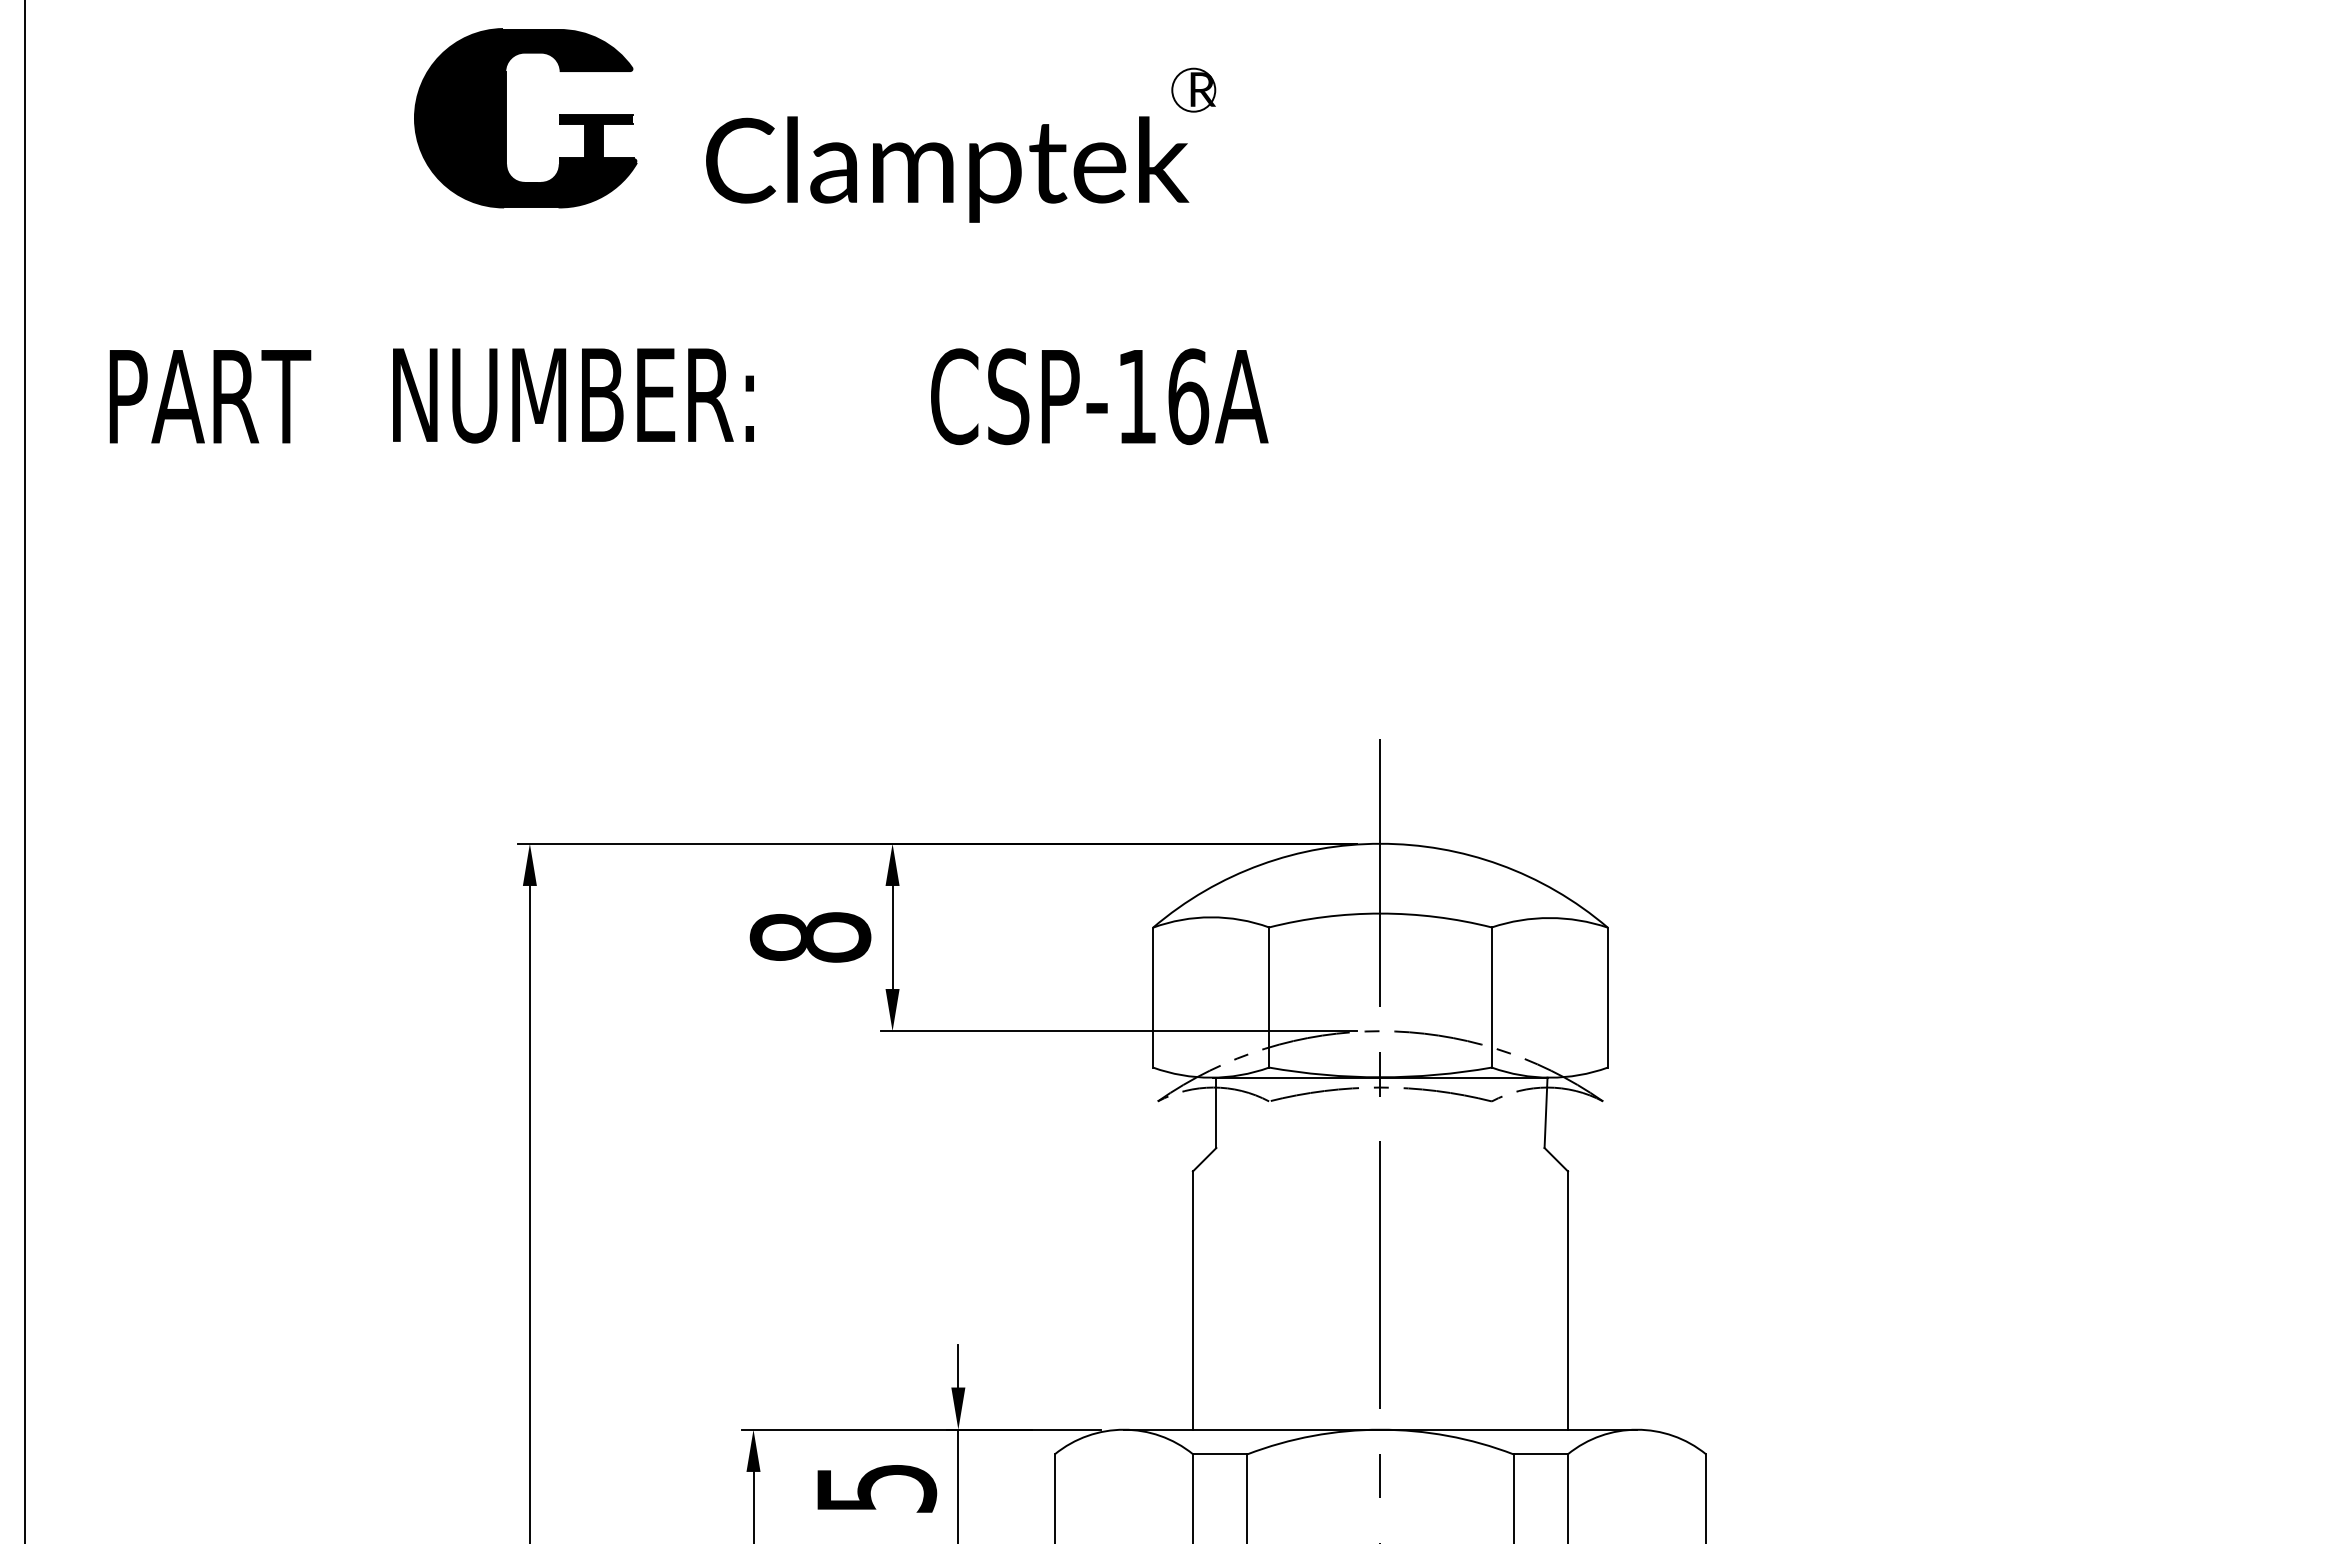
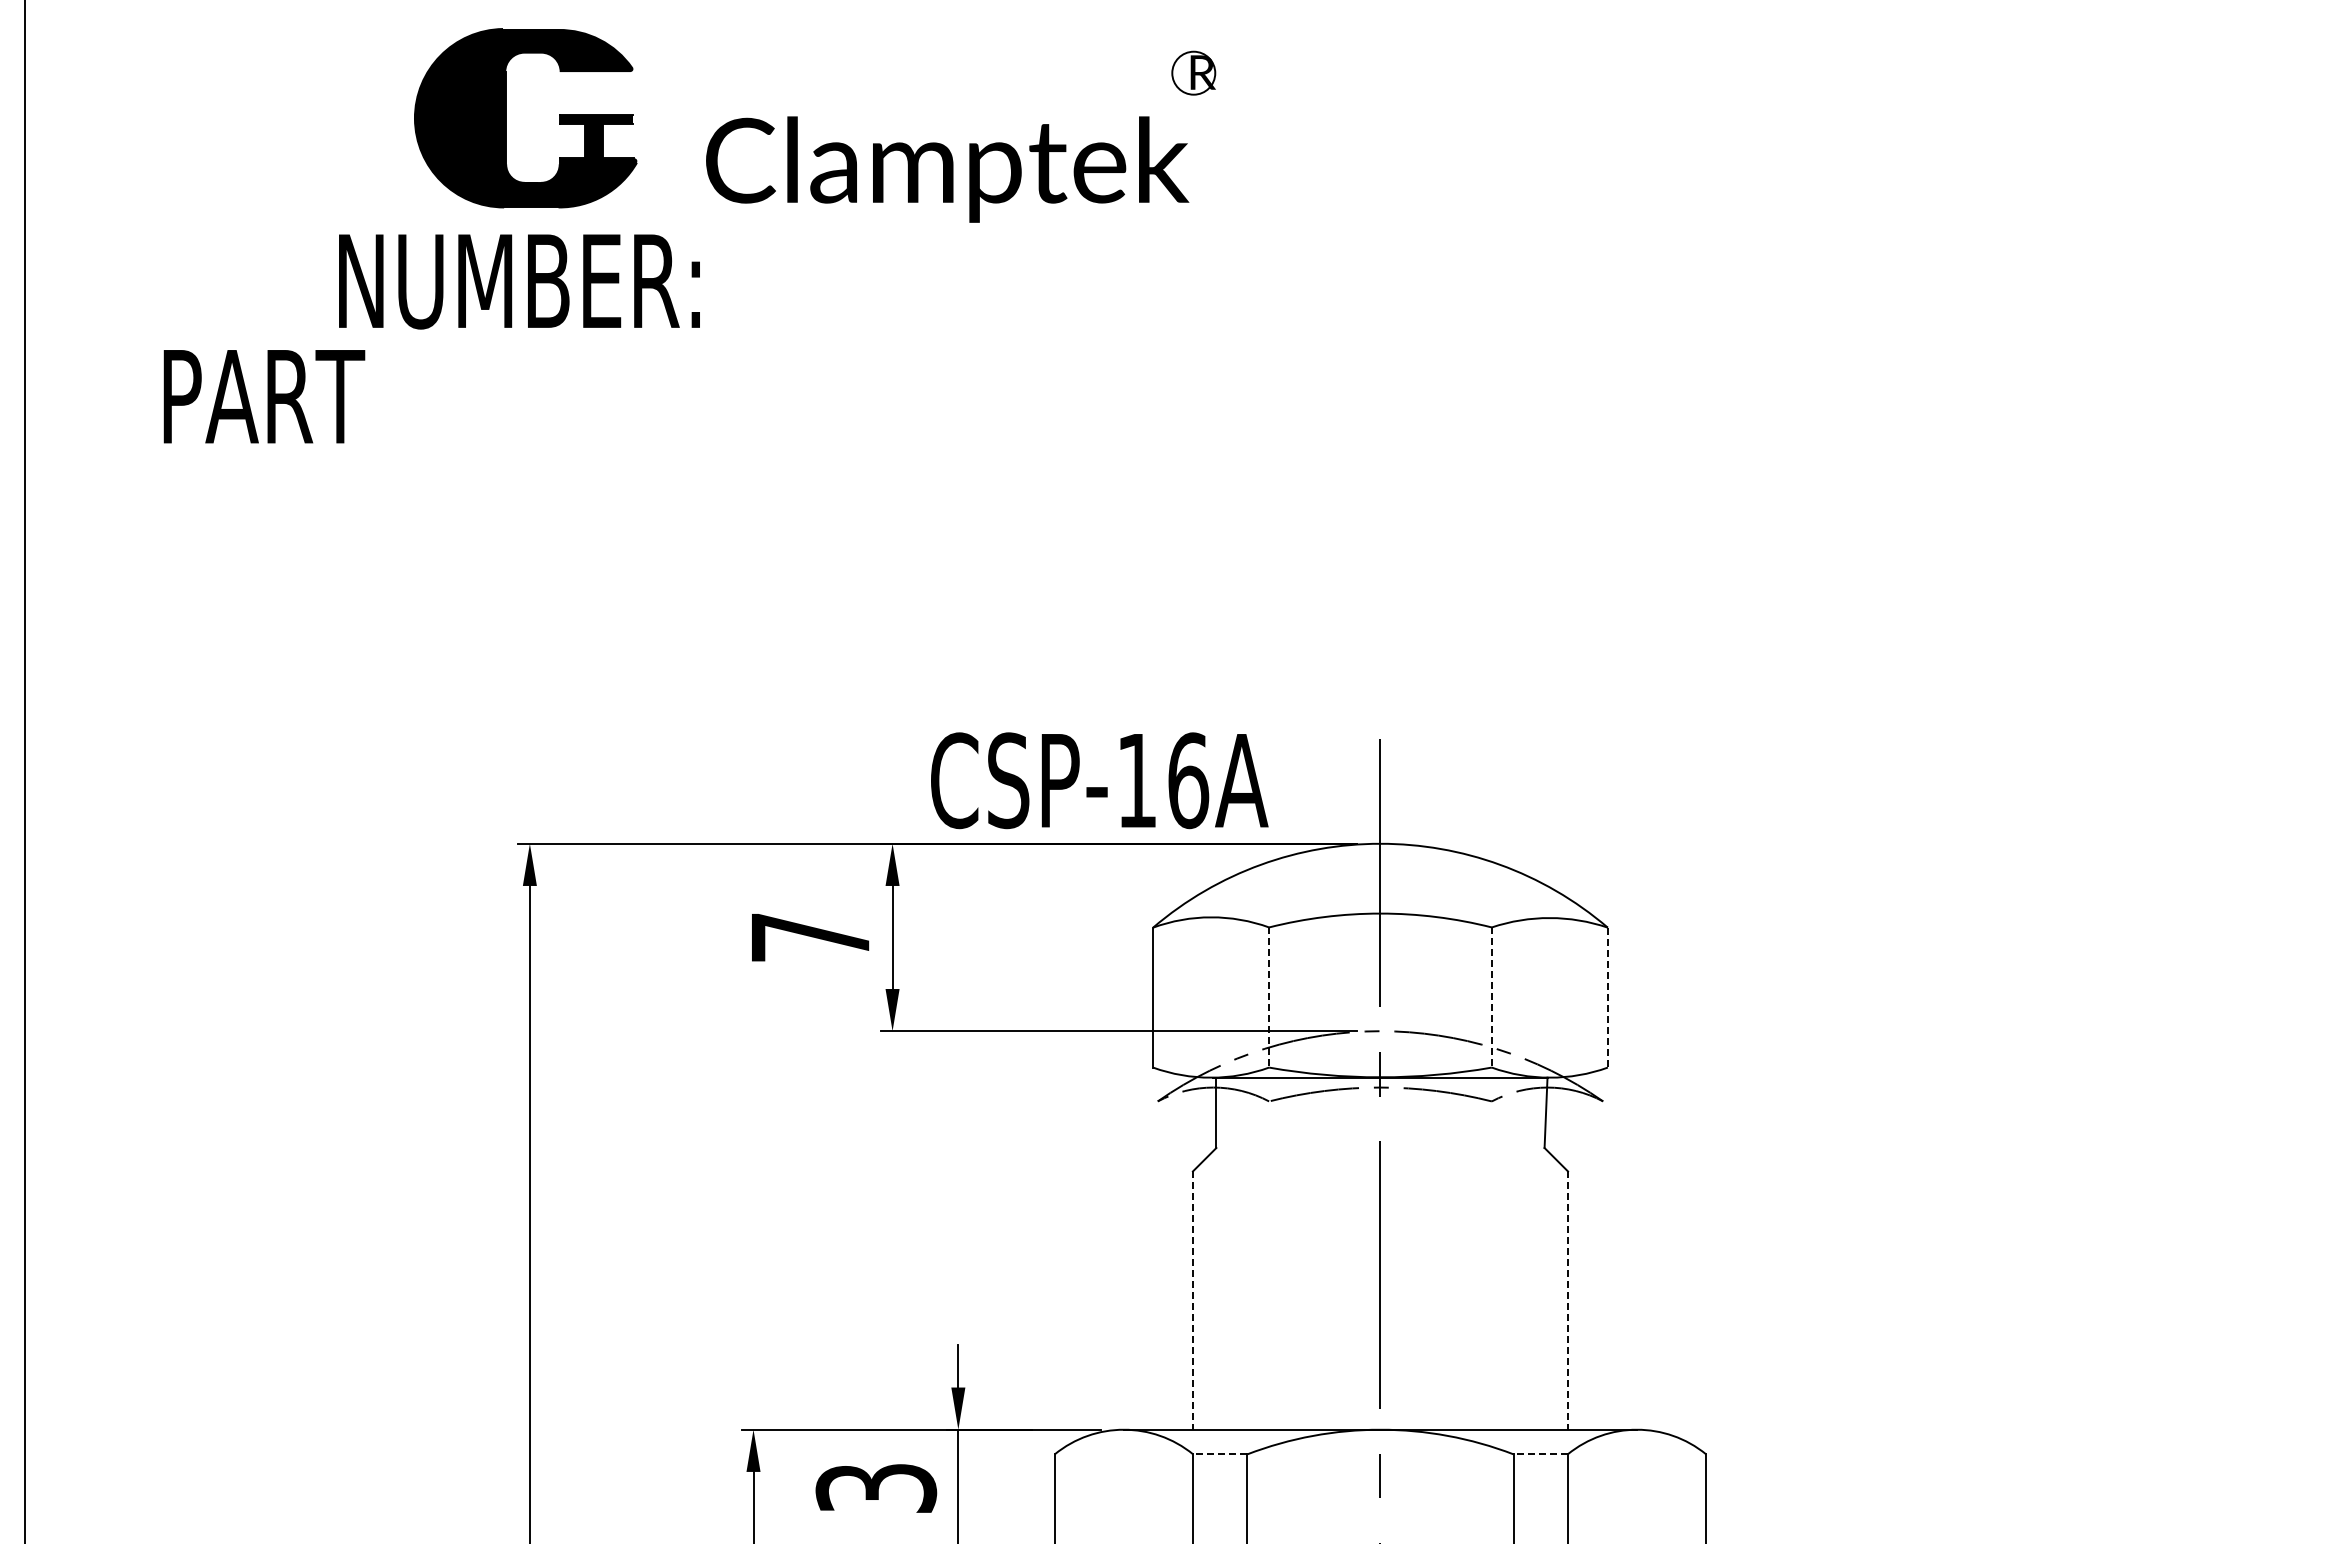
part position: (1193, 89) -> (1193, 72) (1193, 72)
text position: (573, 395) -> (519, 281) (519, 281)
text position: (210, 396) -> (264, 396) (264, 396)
text position: (1099, 396) -> (1099, 780) (1099, 780)
text: 8 -> 7 (810, 937)
line: solid -> dashed (1607, 997)
line: solid -> dashed (1269, 998)
line: solid -> dashed (1491, 998)
line: solid -> dashed (1192, 1301)
line: solid -> dashed (1568, 1301)
line: solid -> dashed (1219, 1454)
line: solid -> dashed (1540, 1454)
text: 5 -> 3 (875, 1488)
